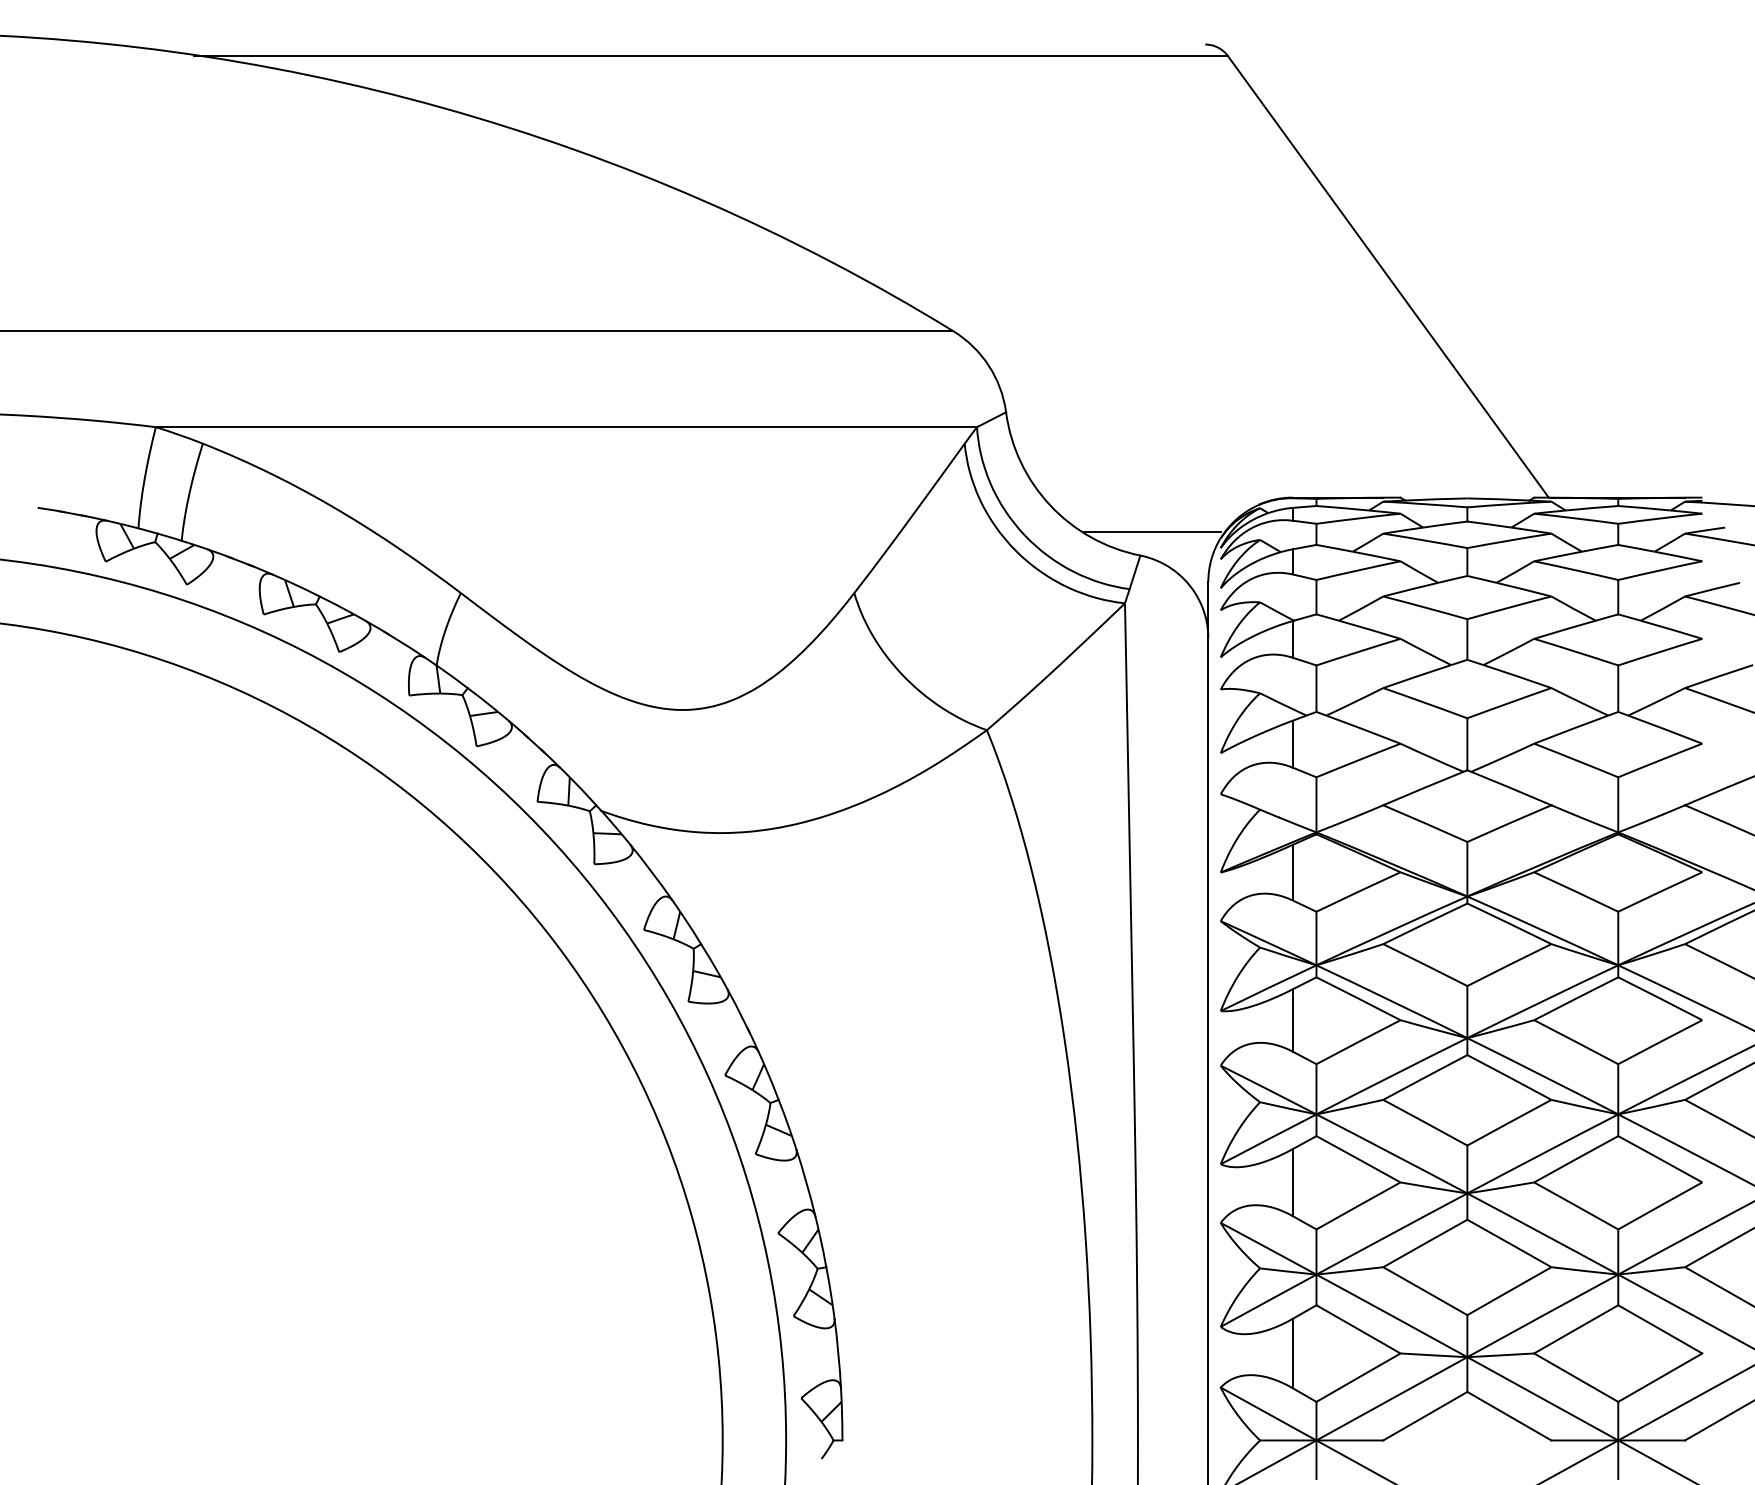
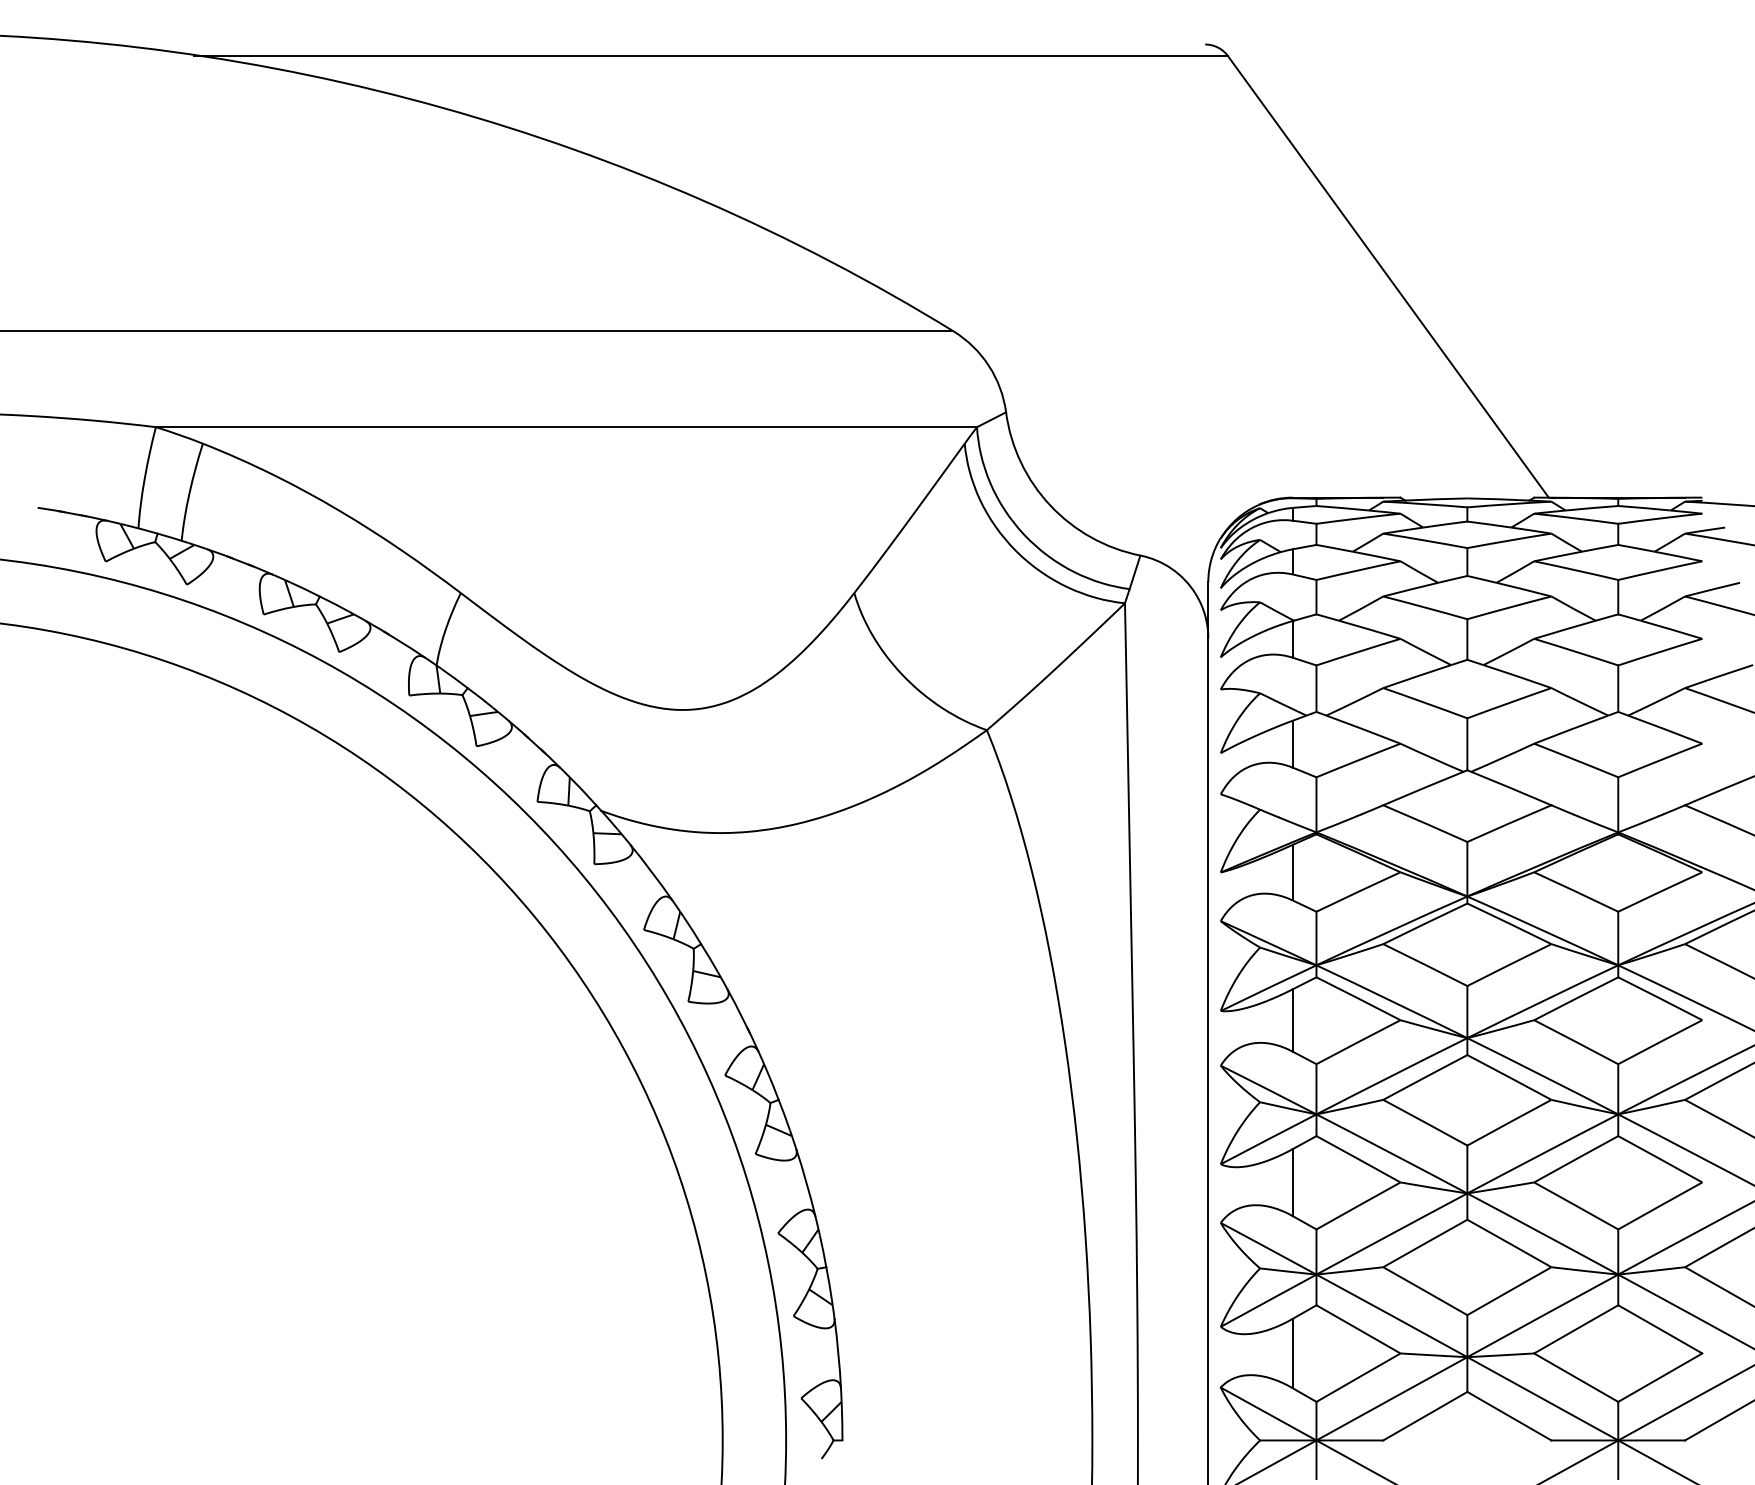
line: present -> none (1151, 531)
